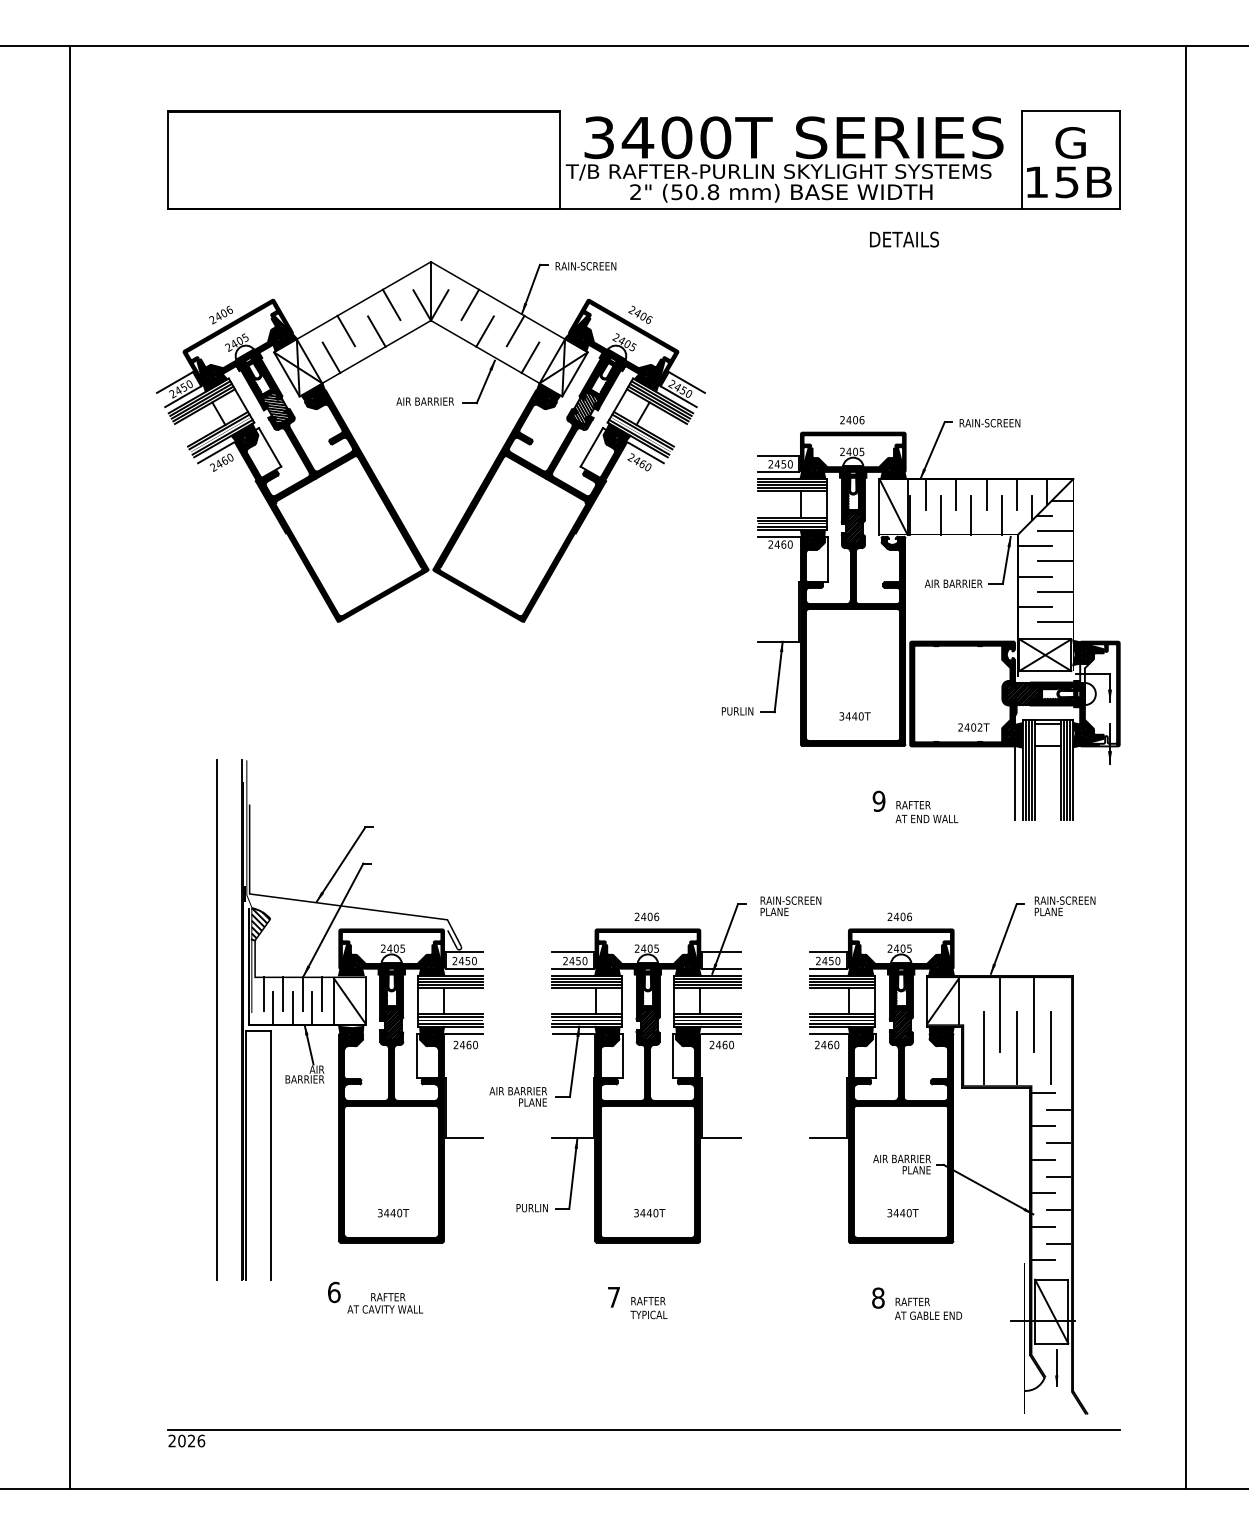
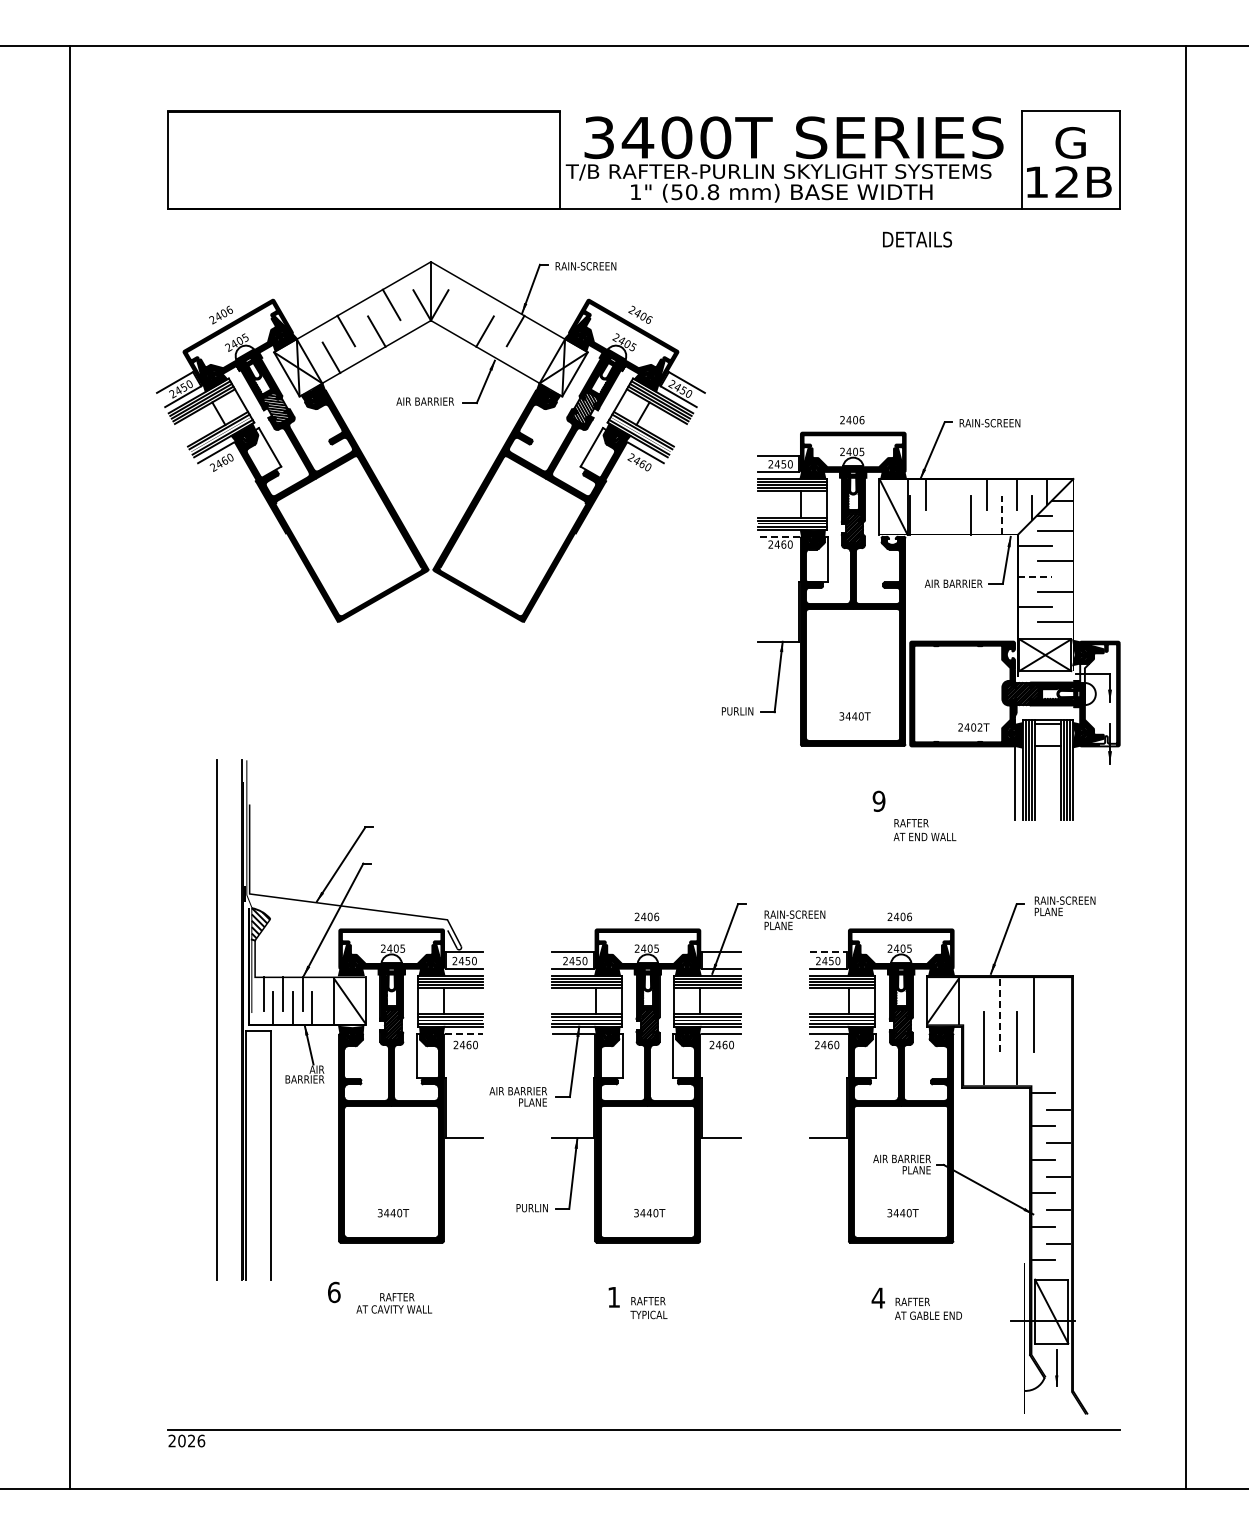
text: 15B -> 12B (1066, 182)
text: 2" -> 1" (635, 191)
text position: (904, 239) -> (917, 239) (917, 239)
line: present -> none (470, 304)
line: present -> none (530, 357)
line: present -> none (956, 494)
line: solid -> dashed (1001, 514)
line: present -> none (940, 515)
line: solid -> dashed (778, 536)
line: solid -> dashed (1035, 576)
text position: (926, 812) -> (924, 830) (924, 830)
text position: (790, 905) -> (794, 919) (794, 919)
line: solid -> dashed (828, 952)
line: present -> none (322, 993)
line: solid -> dashed (1000, 1015)
line: solid -> dashed (463, 1033)
line: present -> none (1050, 1047)
text: 7 -> 1 (613, 1297)
text: 8 -> 4 (878, 1297)
text position: (385, 1303) -> (394, 1303) (394, 1303)
